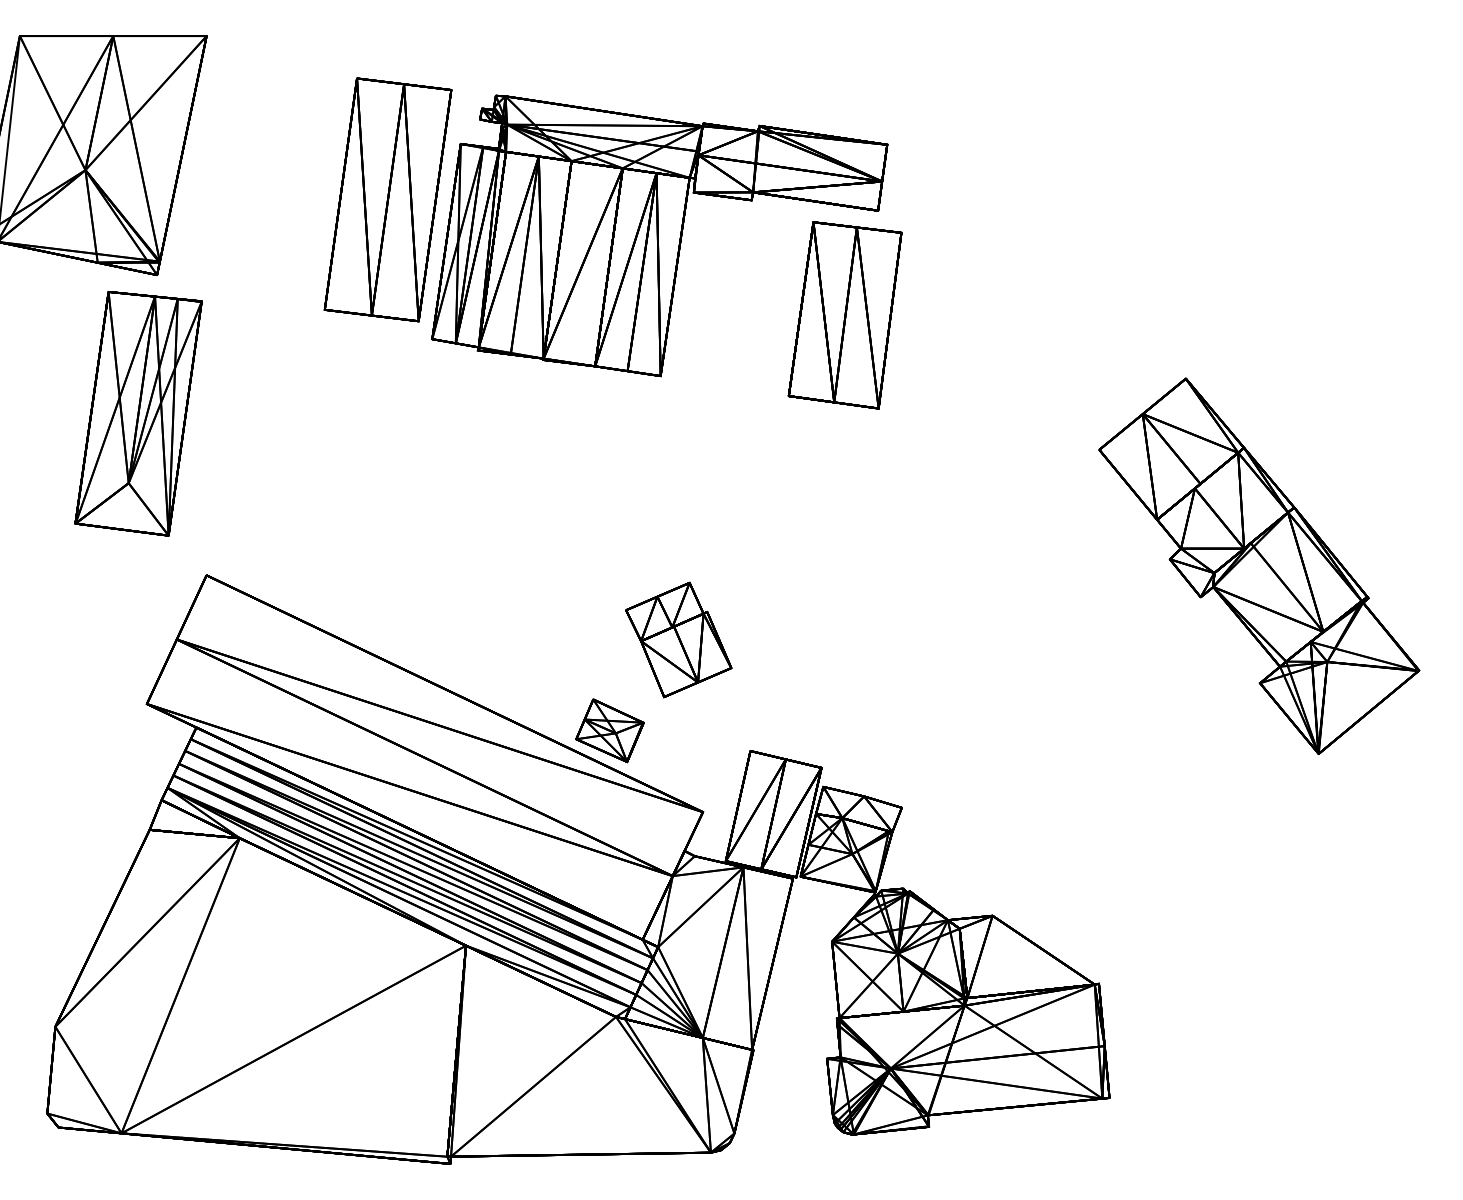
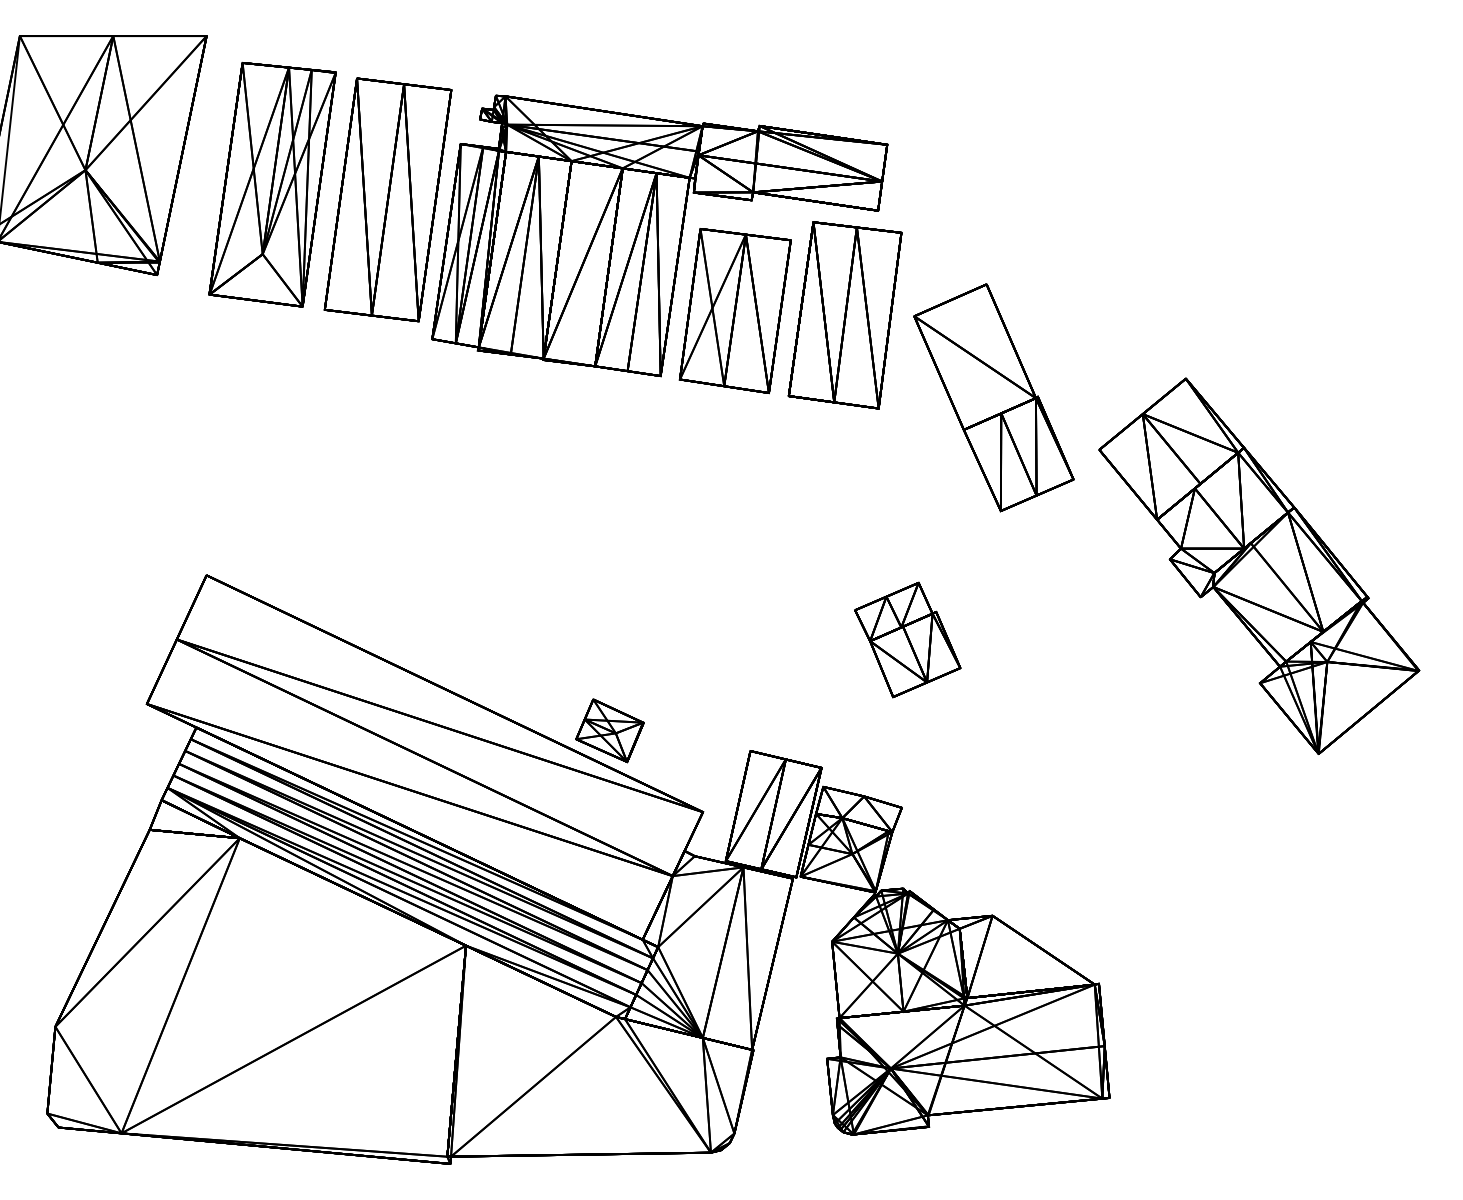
part: none -> present (734, 311)
part: none -> present (993, 397)
part position: (138, 413) -> (272, 184) (272, 184)
part position: (678, 639) -> (907, 639) (907, 639)
